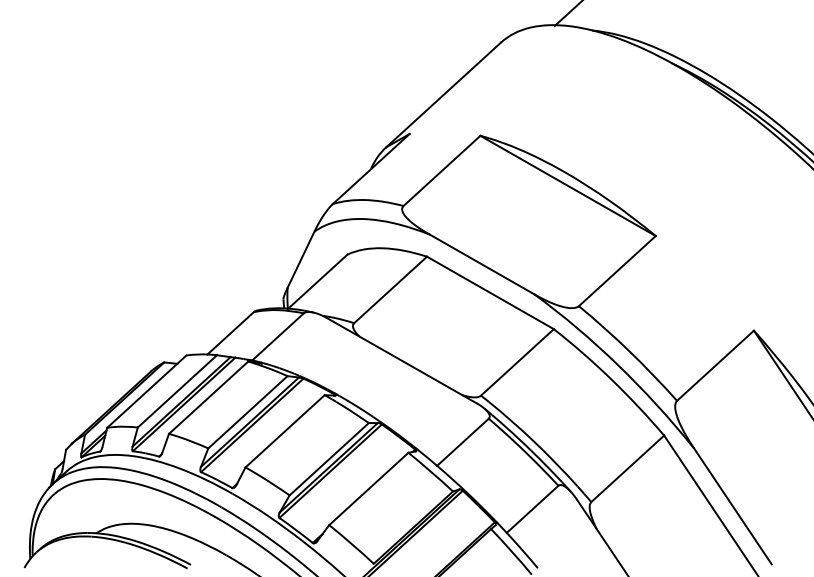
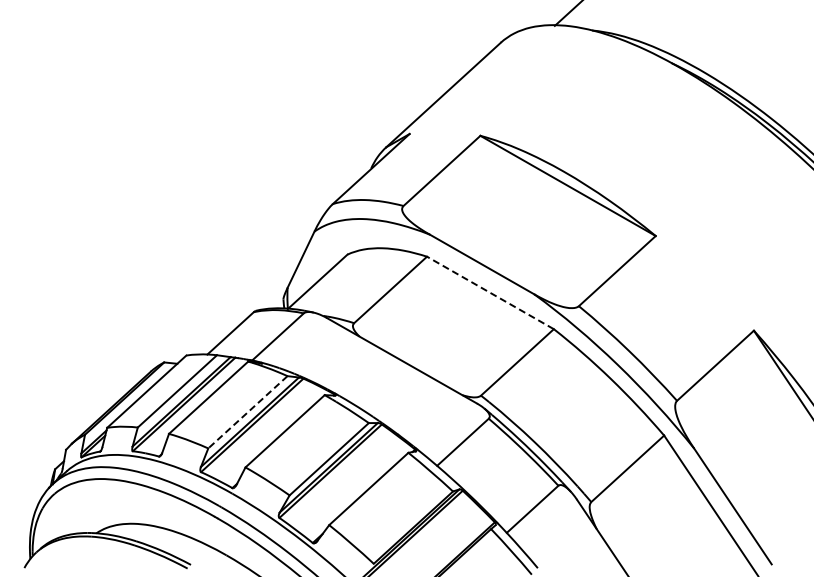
line: solid -> dashed (490, 292)
line: solid -> dashed (247, 412)
